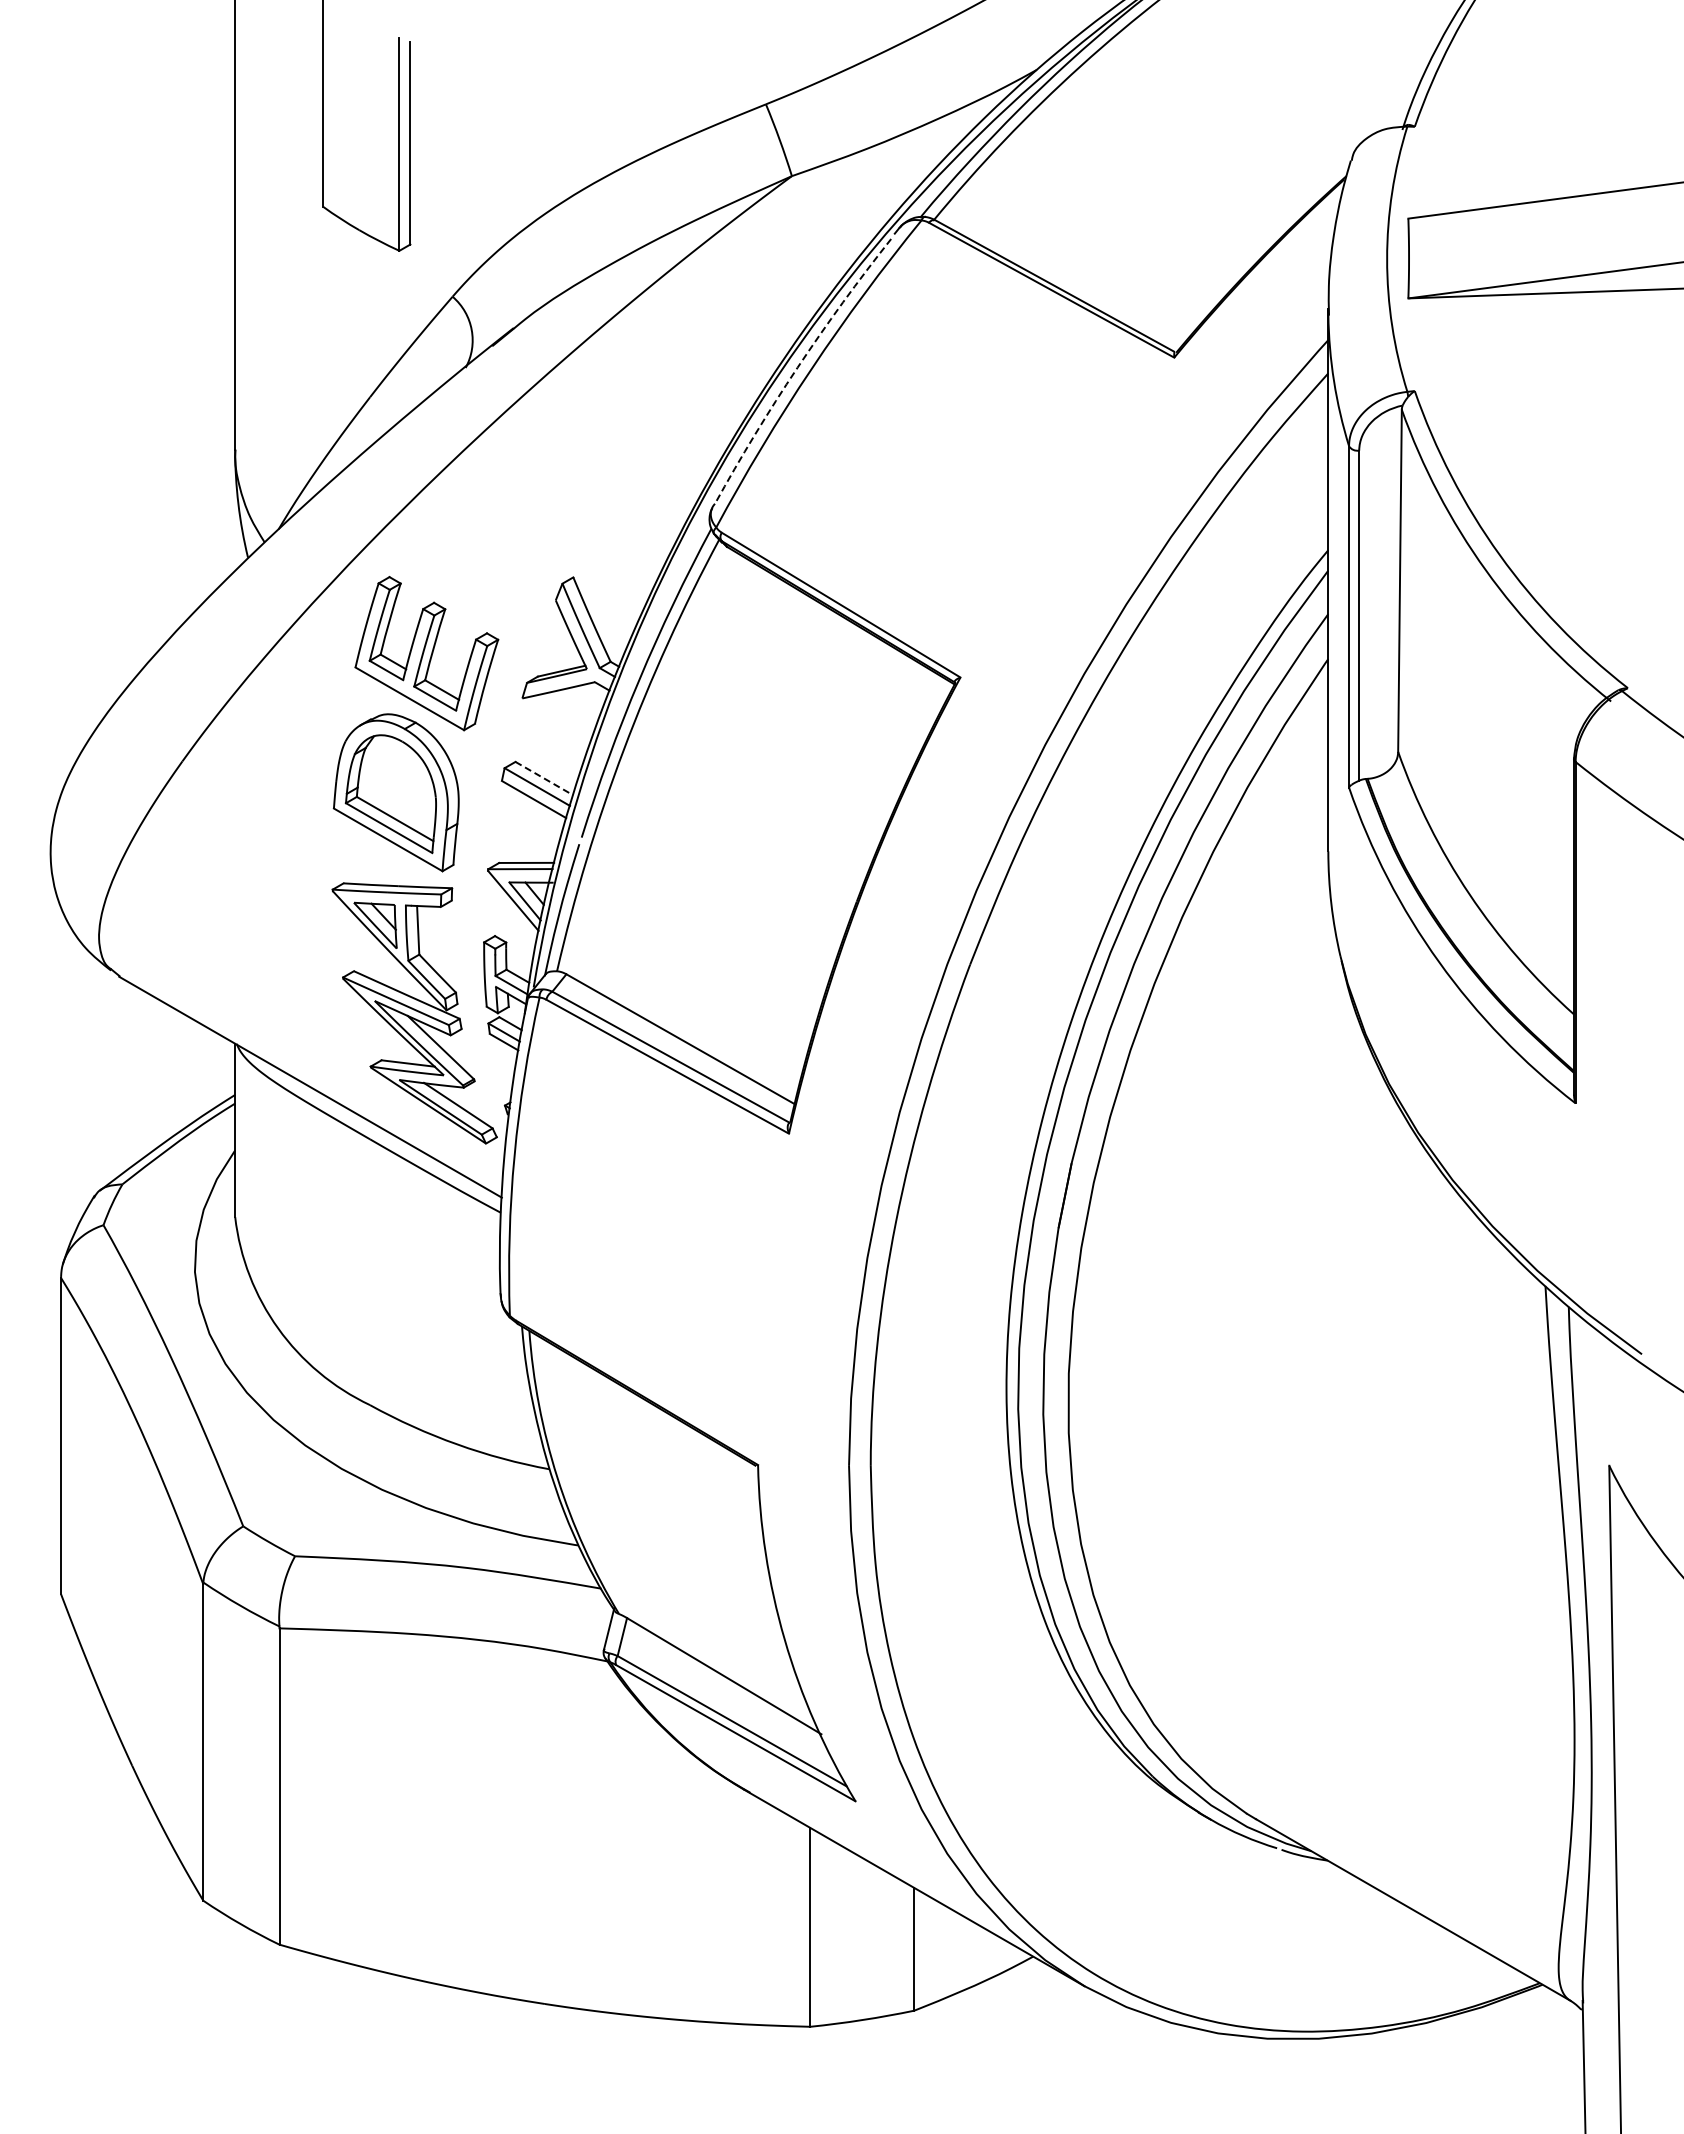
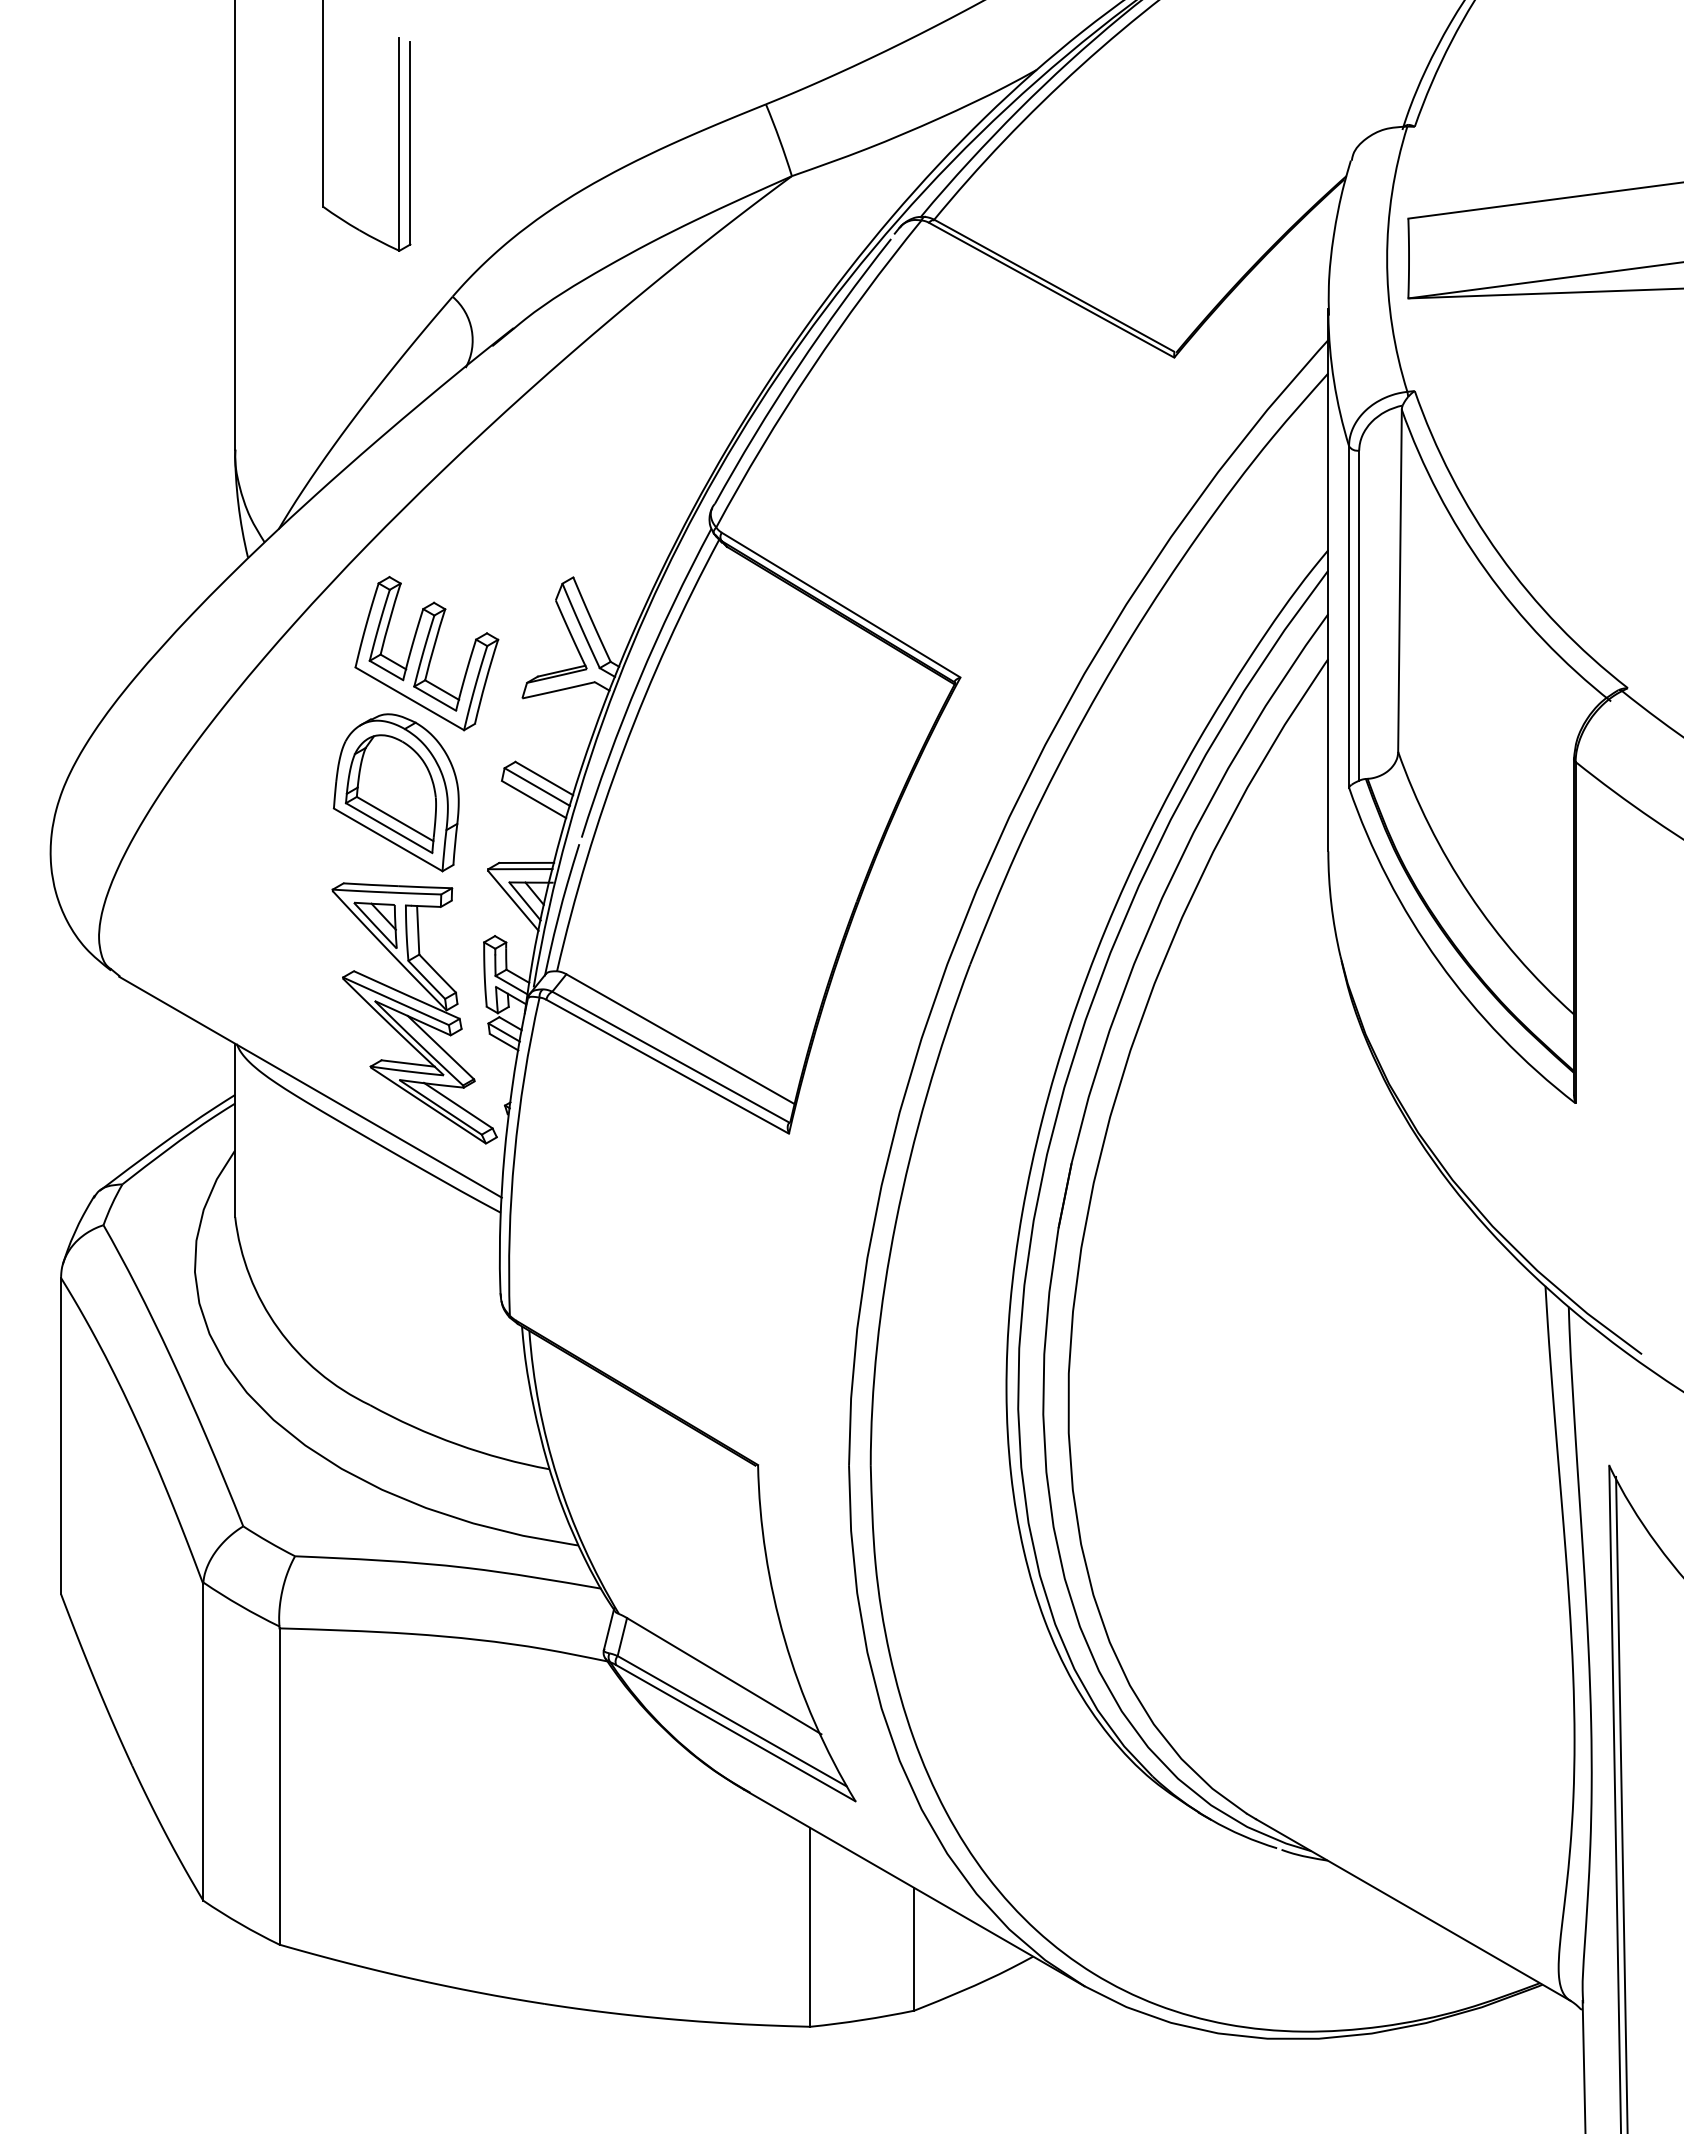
arc: dashed -> solid (797, 367)
line: dashed -> solid (544, 778)
line: none -> present (1621, 1803)
